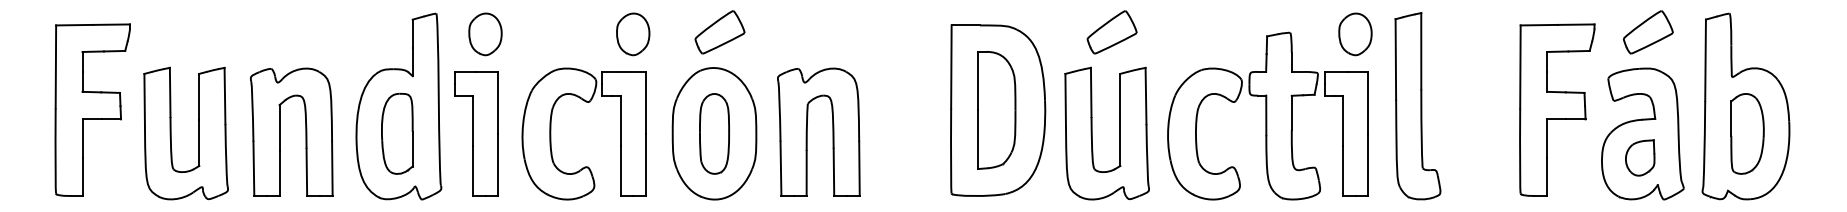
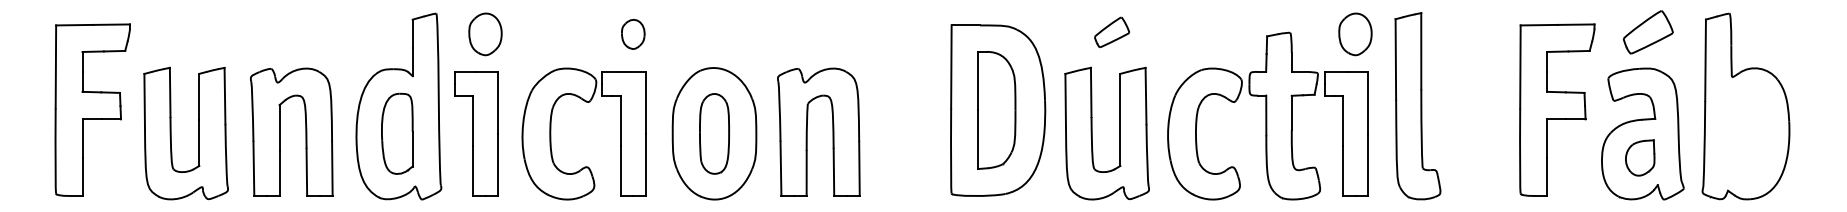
part: present -> none (719, 32)
part size: 52x45 px -> 37x32 px (1112, 31)
part size: 35x45 px -> 25x31 px (633, 34)
part: present -> none (1747, 133)
